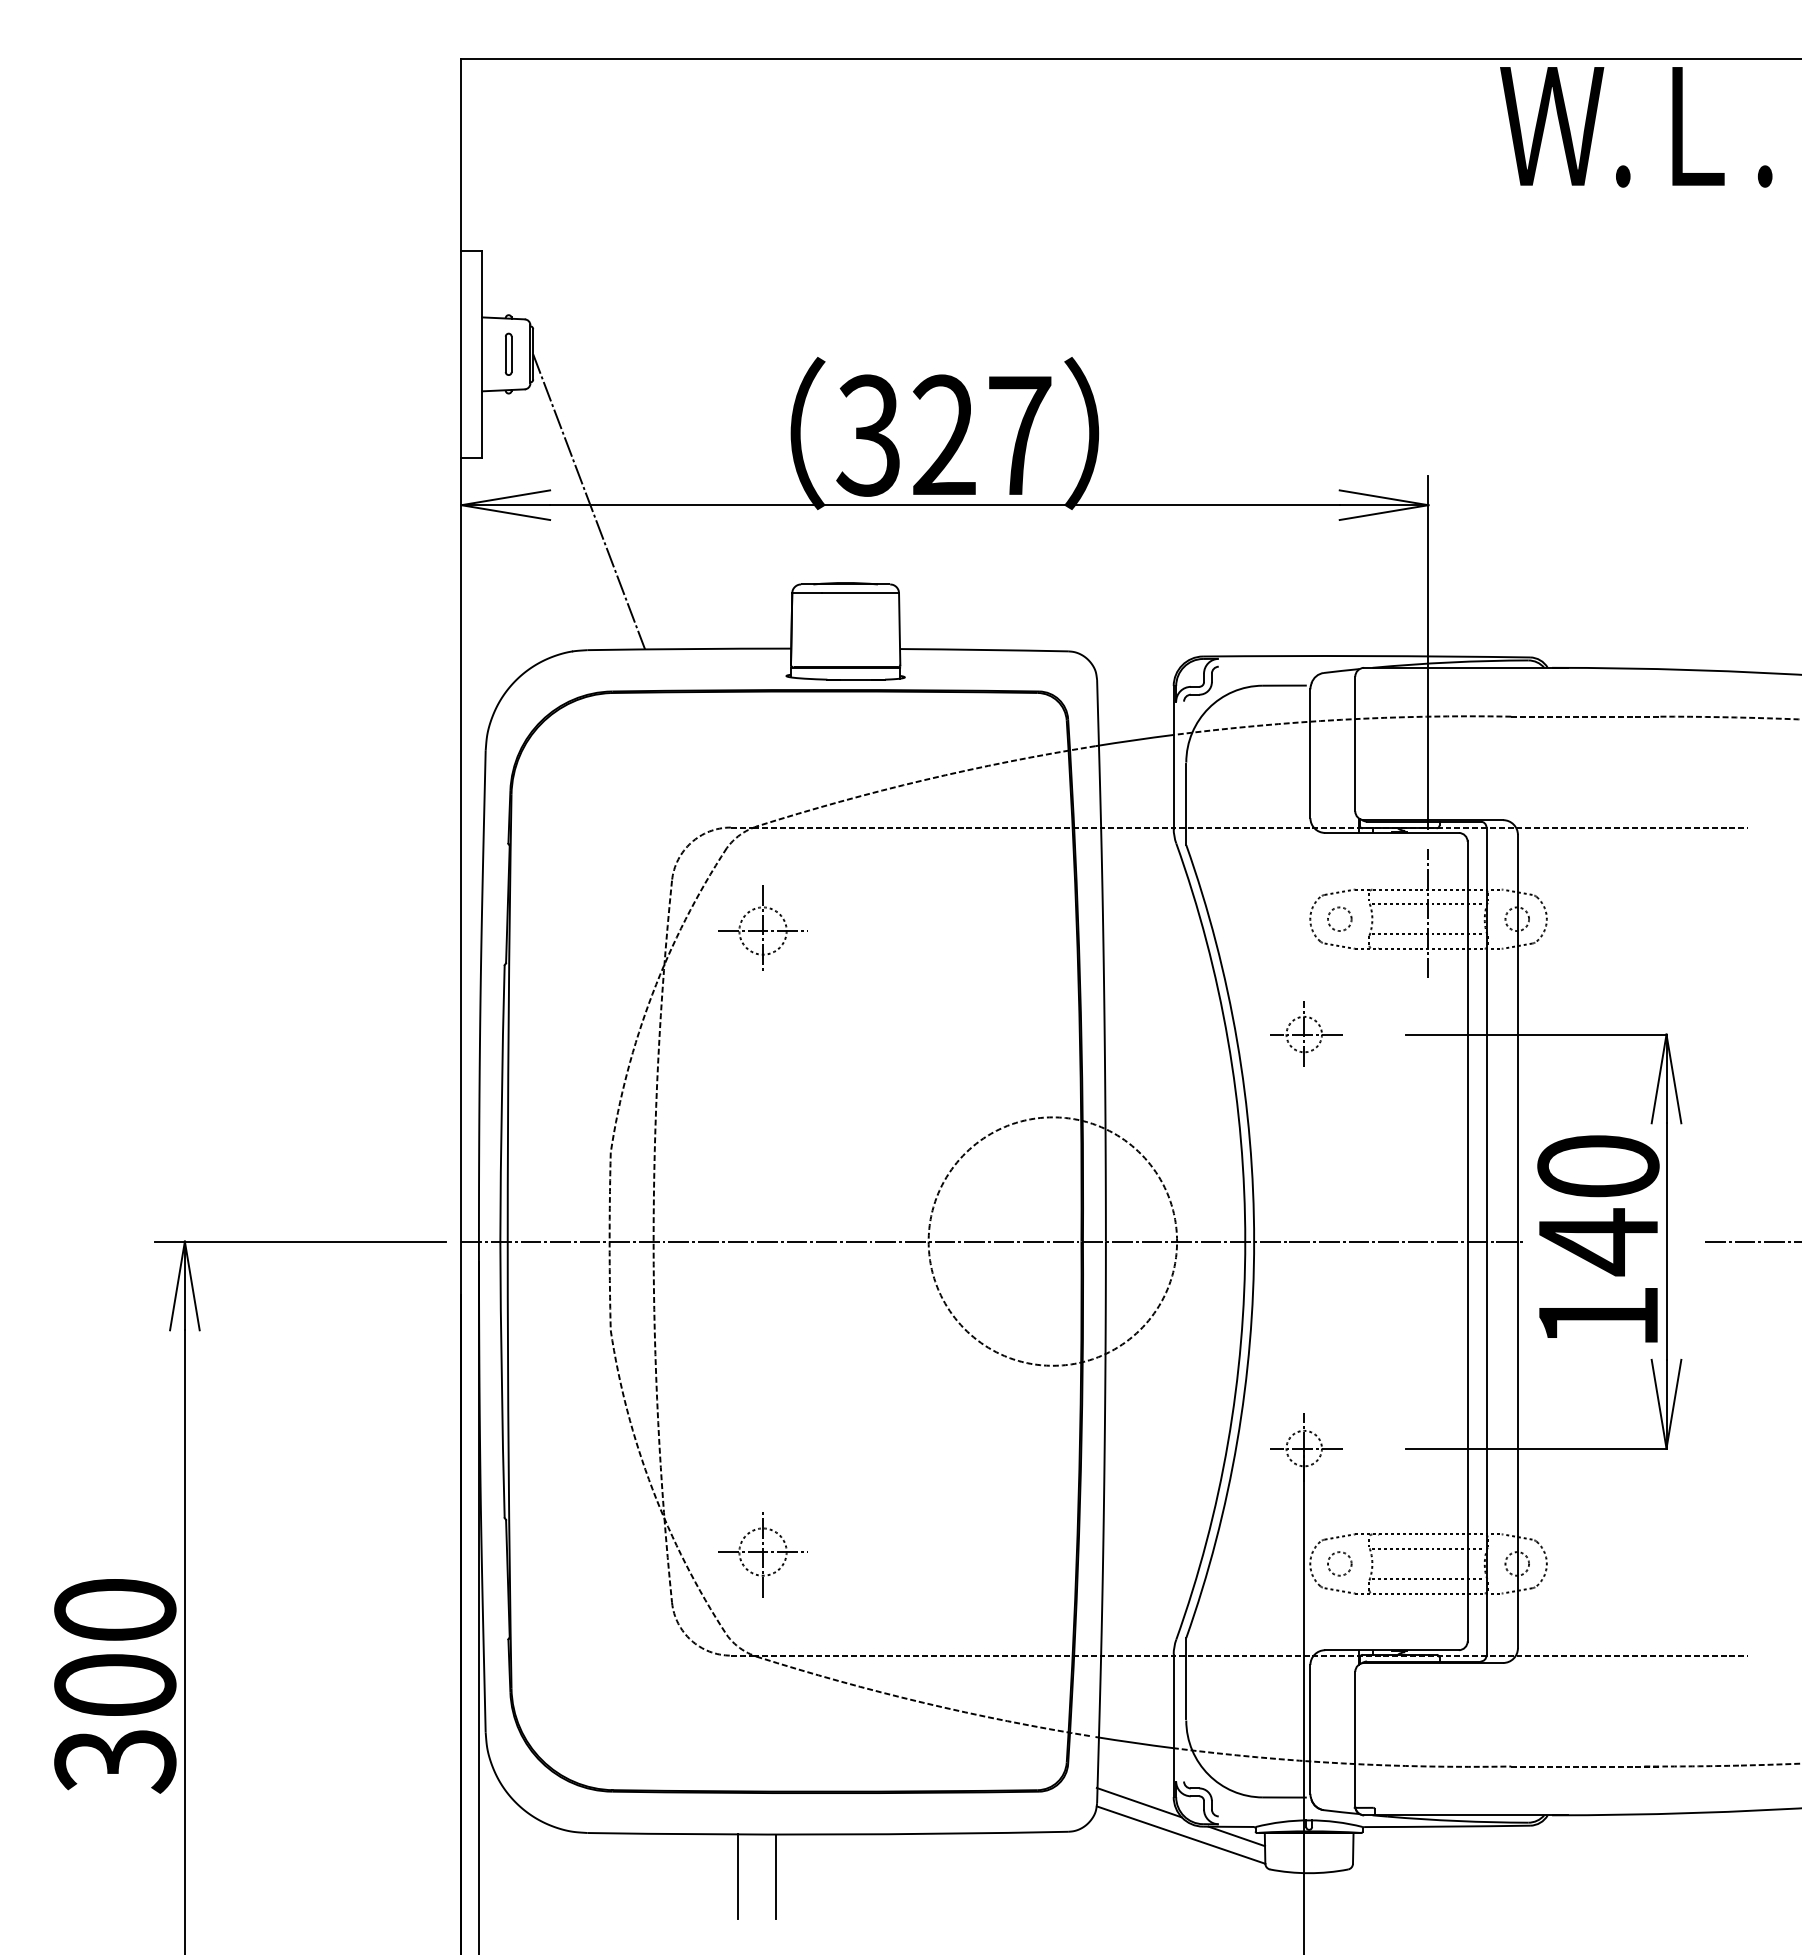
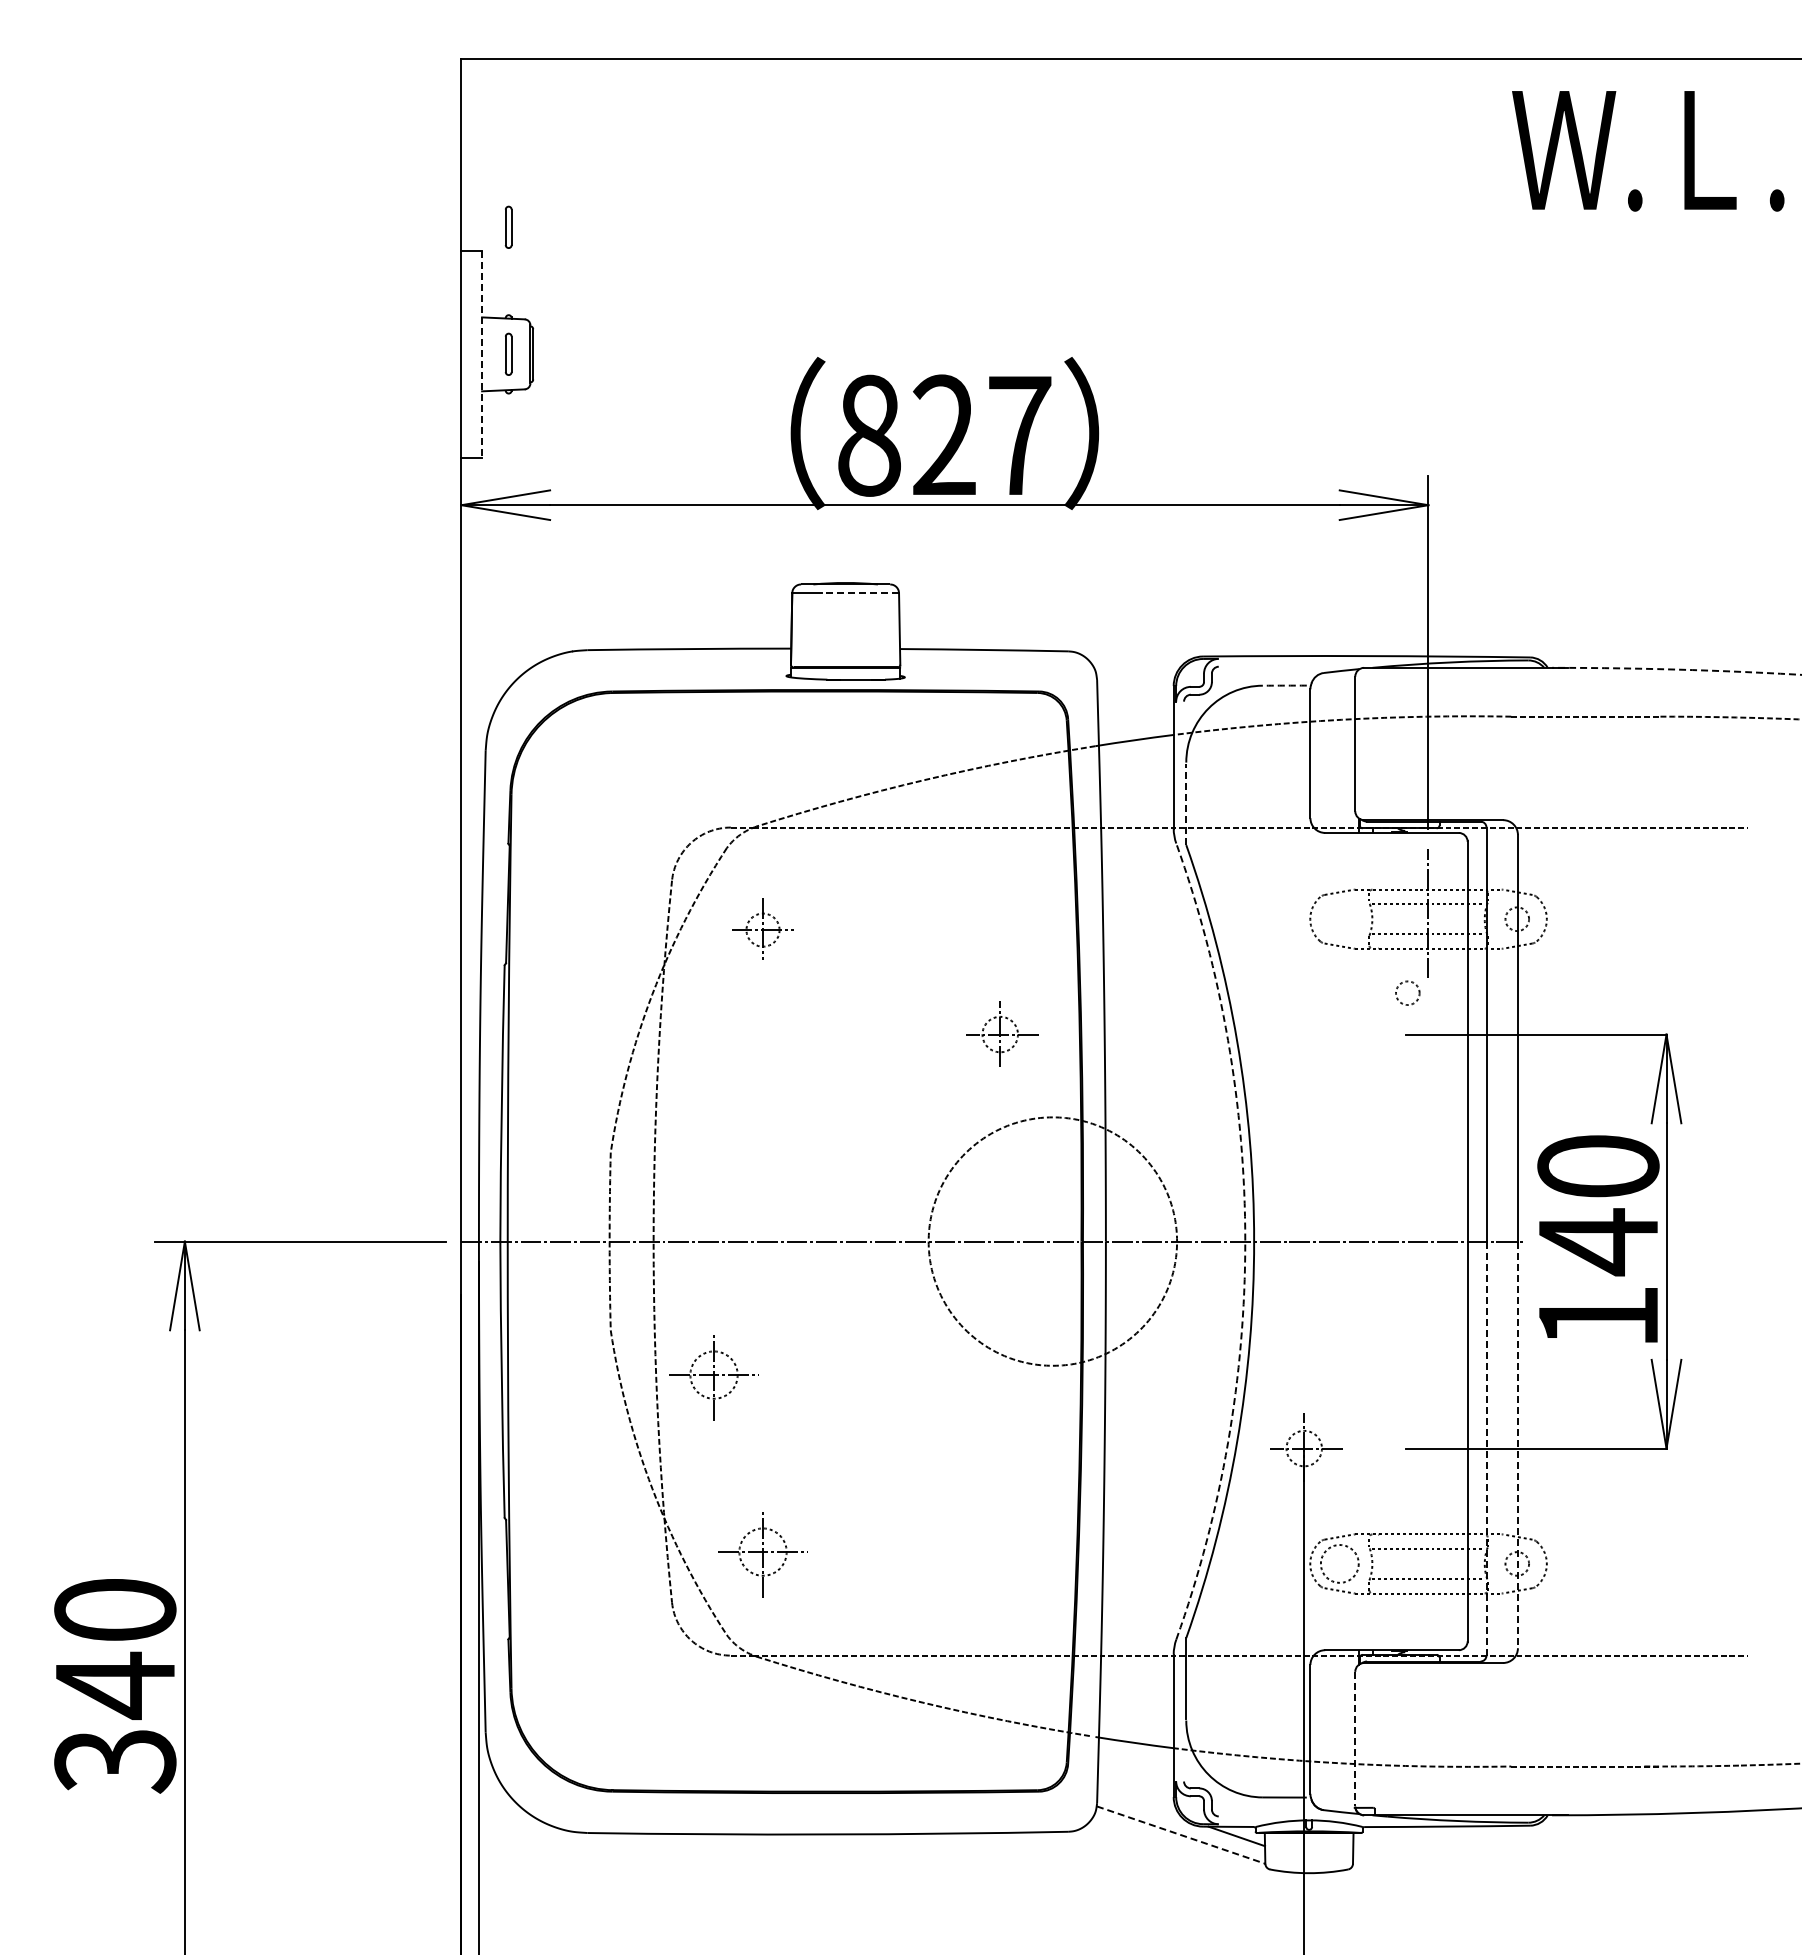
text position: (1636, 127) -> (1648, 151) (1648, 151)
part: none -> present (508, 226)
line: solid -> dashed (482, 354)
text: 327 -> 827 (868, 435)
line: present -> none (589, 501)
line: solid -> dashed (860, 593)
arc: solid -> dashed (1676, 669)
arc: solid -> dashed (1284, 685)
line: solid -> dashed (1186, 804)
circle position: (1339, 918) -> (1407, 992) (1407, 992)
part size: 90x86 px -> 62x62 px (762, 928)
part position: (1306, 1033) -> (1002, 1033) (1002, 1033)
arc: solid -> dashed (1245, 1241)
line: present -> none (1751, 1241)
part: none -> present (713, 1377)
line: solid -> dashed (1517, 1445)
line: solid -> dashed (1486, 1449)
circle diameter: 24 px -> 38 px (1339, 1563)
text: 300 -> 340 (115, 1685)
line: solid -> dashed (1355, 1739)
line: present -> none (1138, 1802)
line: solid -> dashed (1181, 1835)
line: present -> none (737, 1876)
line: present -> none (776, 1876)
